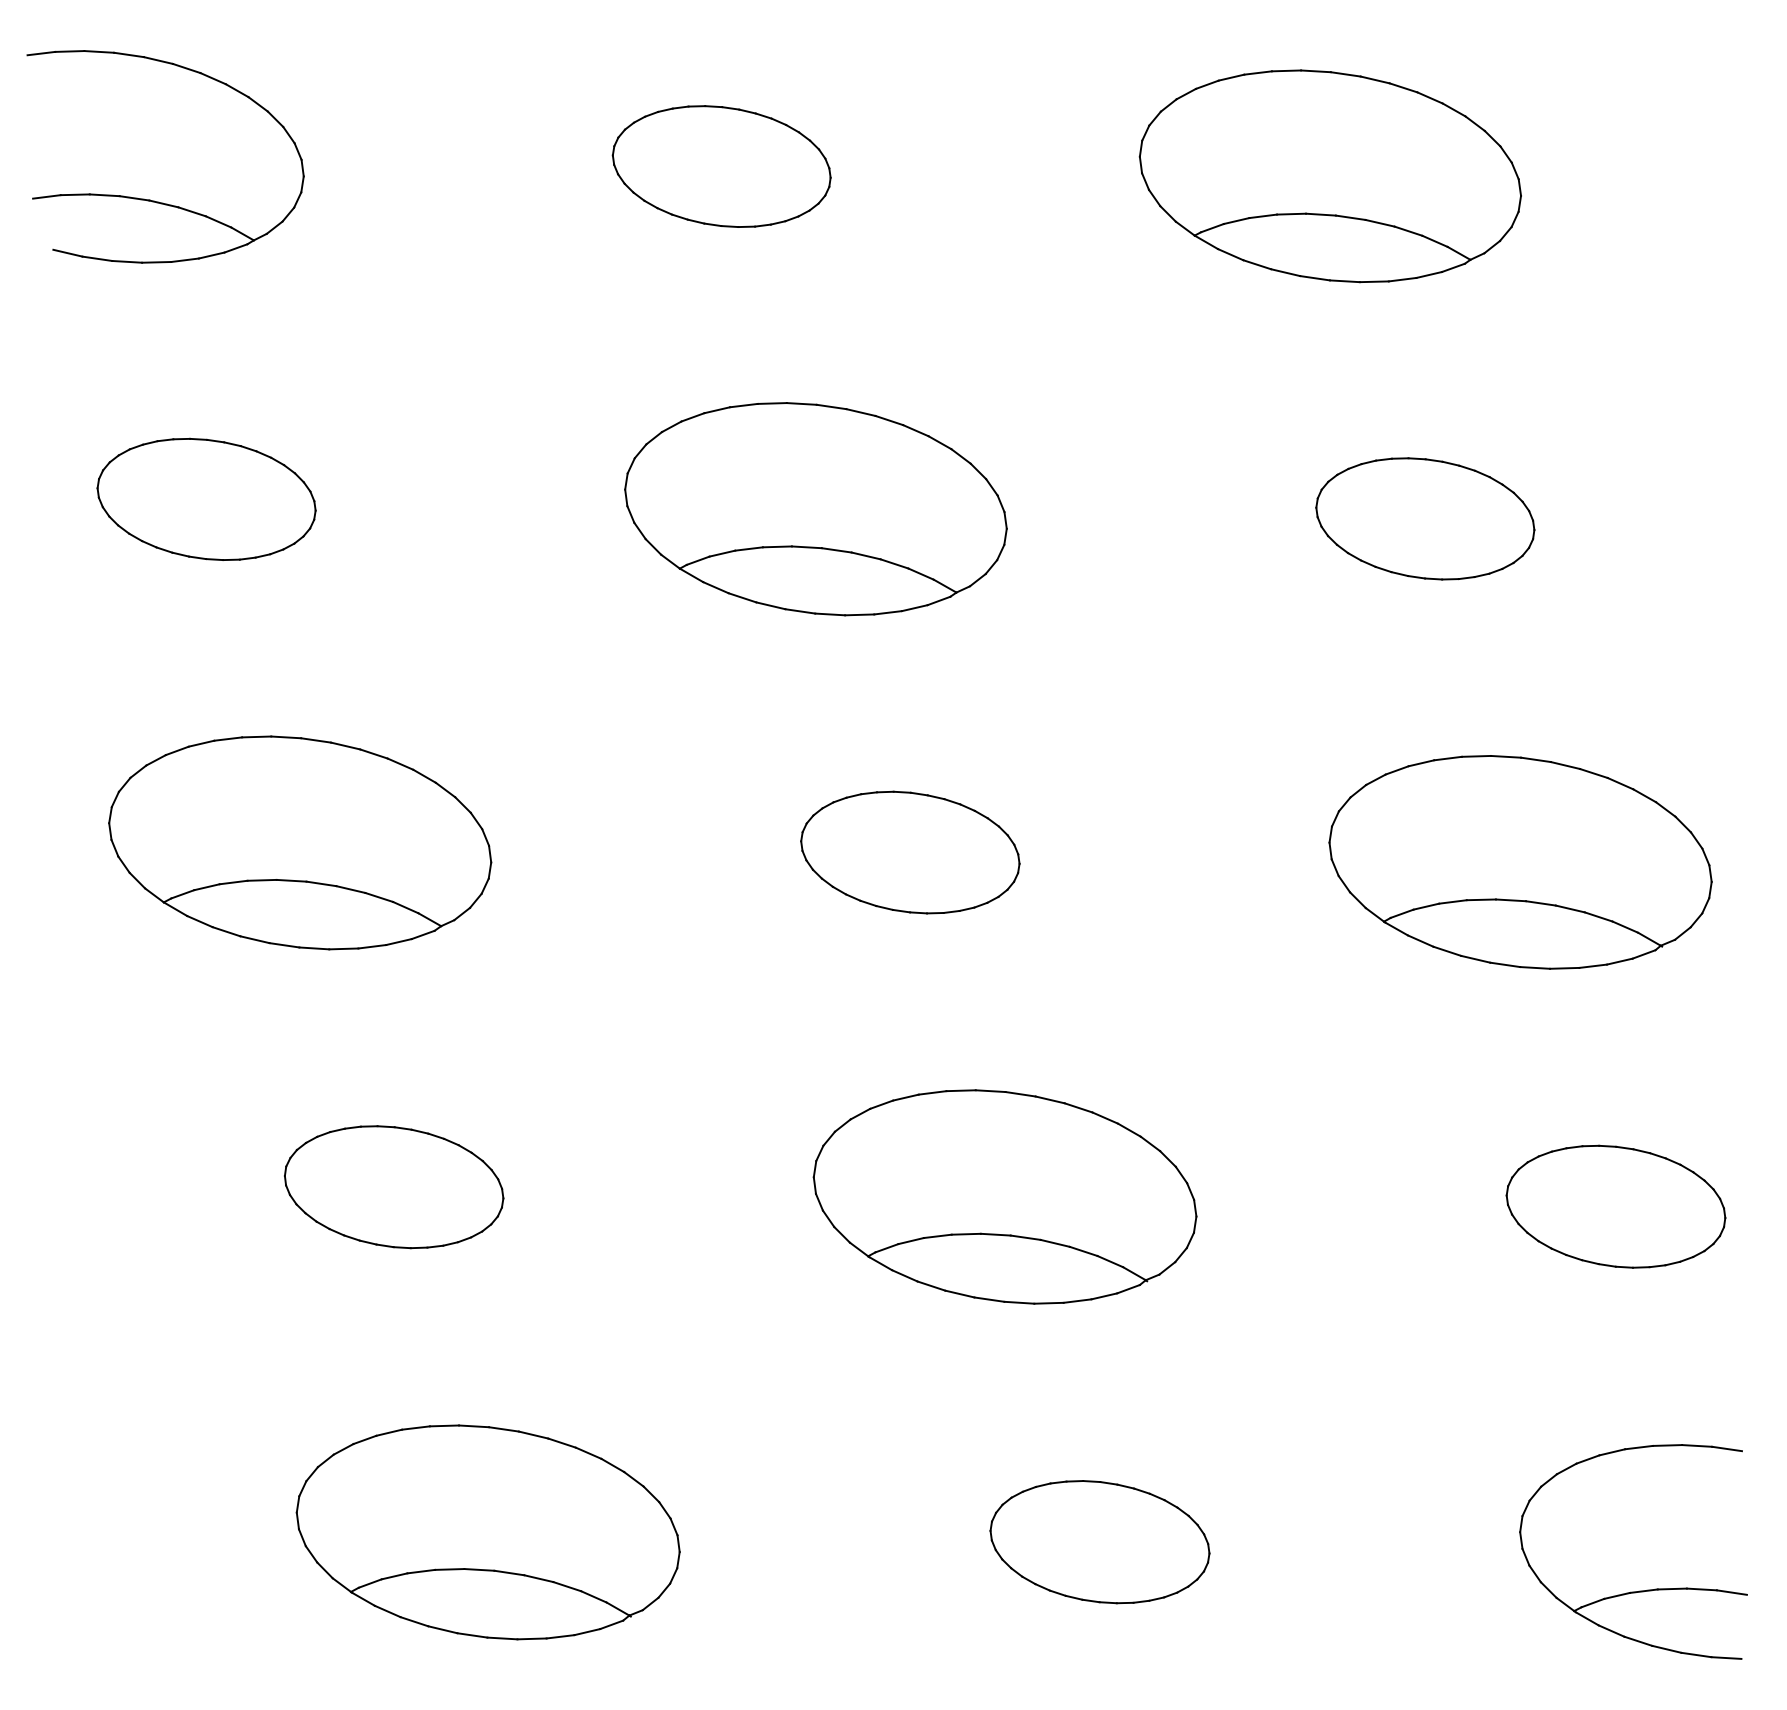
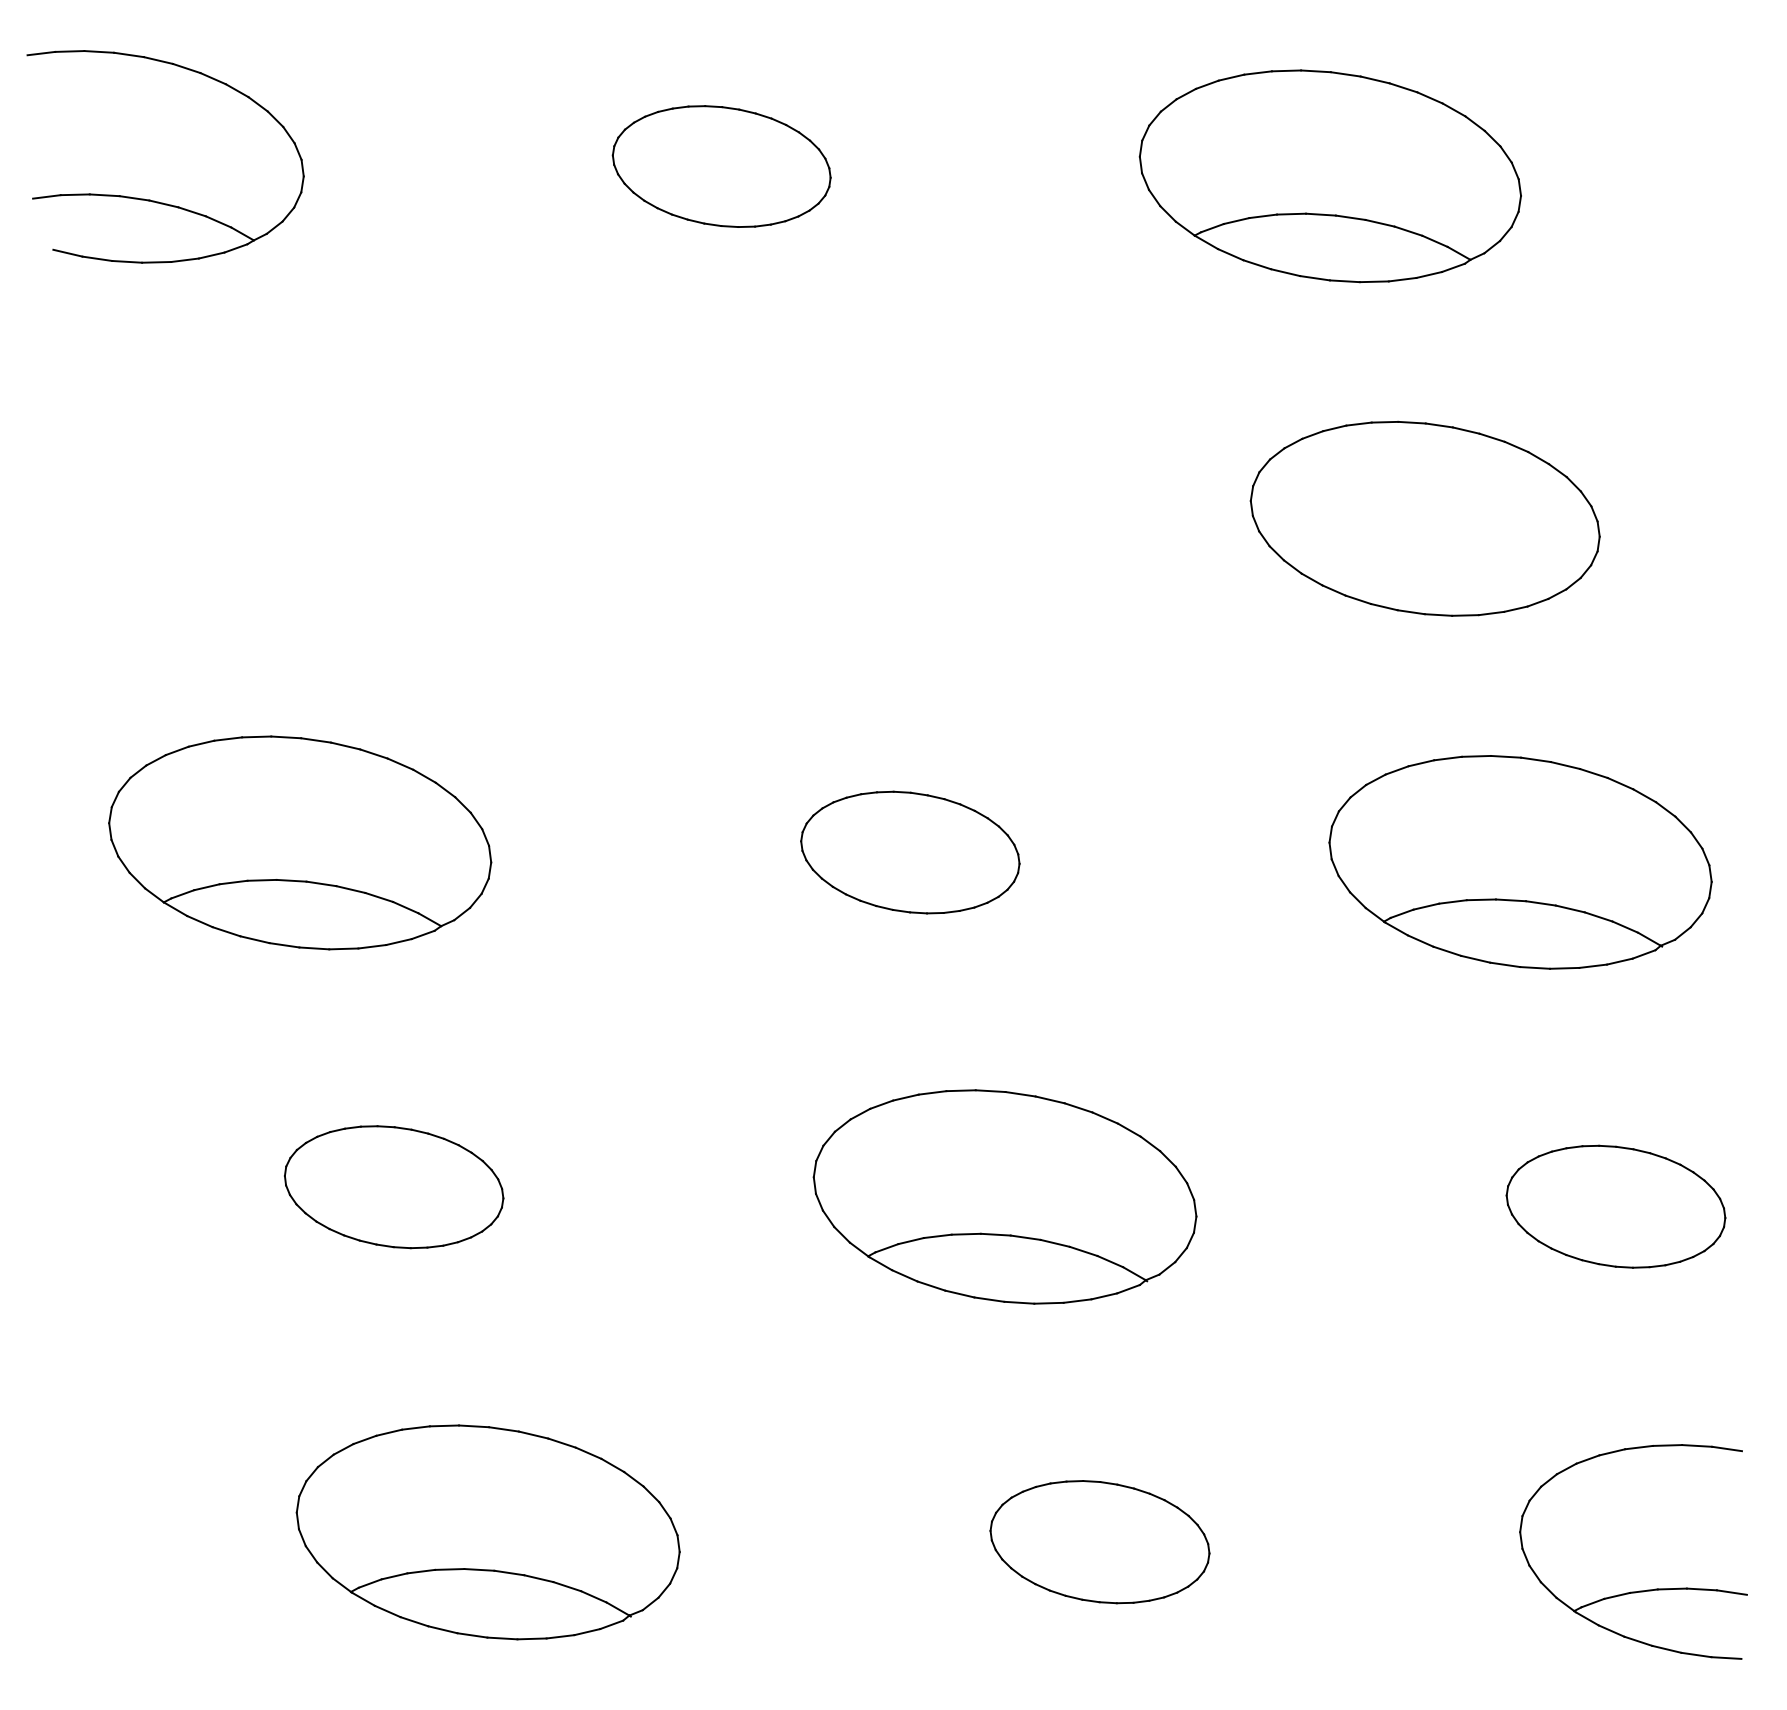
part: present -> none (206, 498)
part: present -> none (815, 509)
part size: 221x124 px -> 352x197 px (1424, 518)
